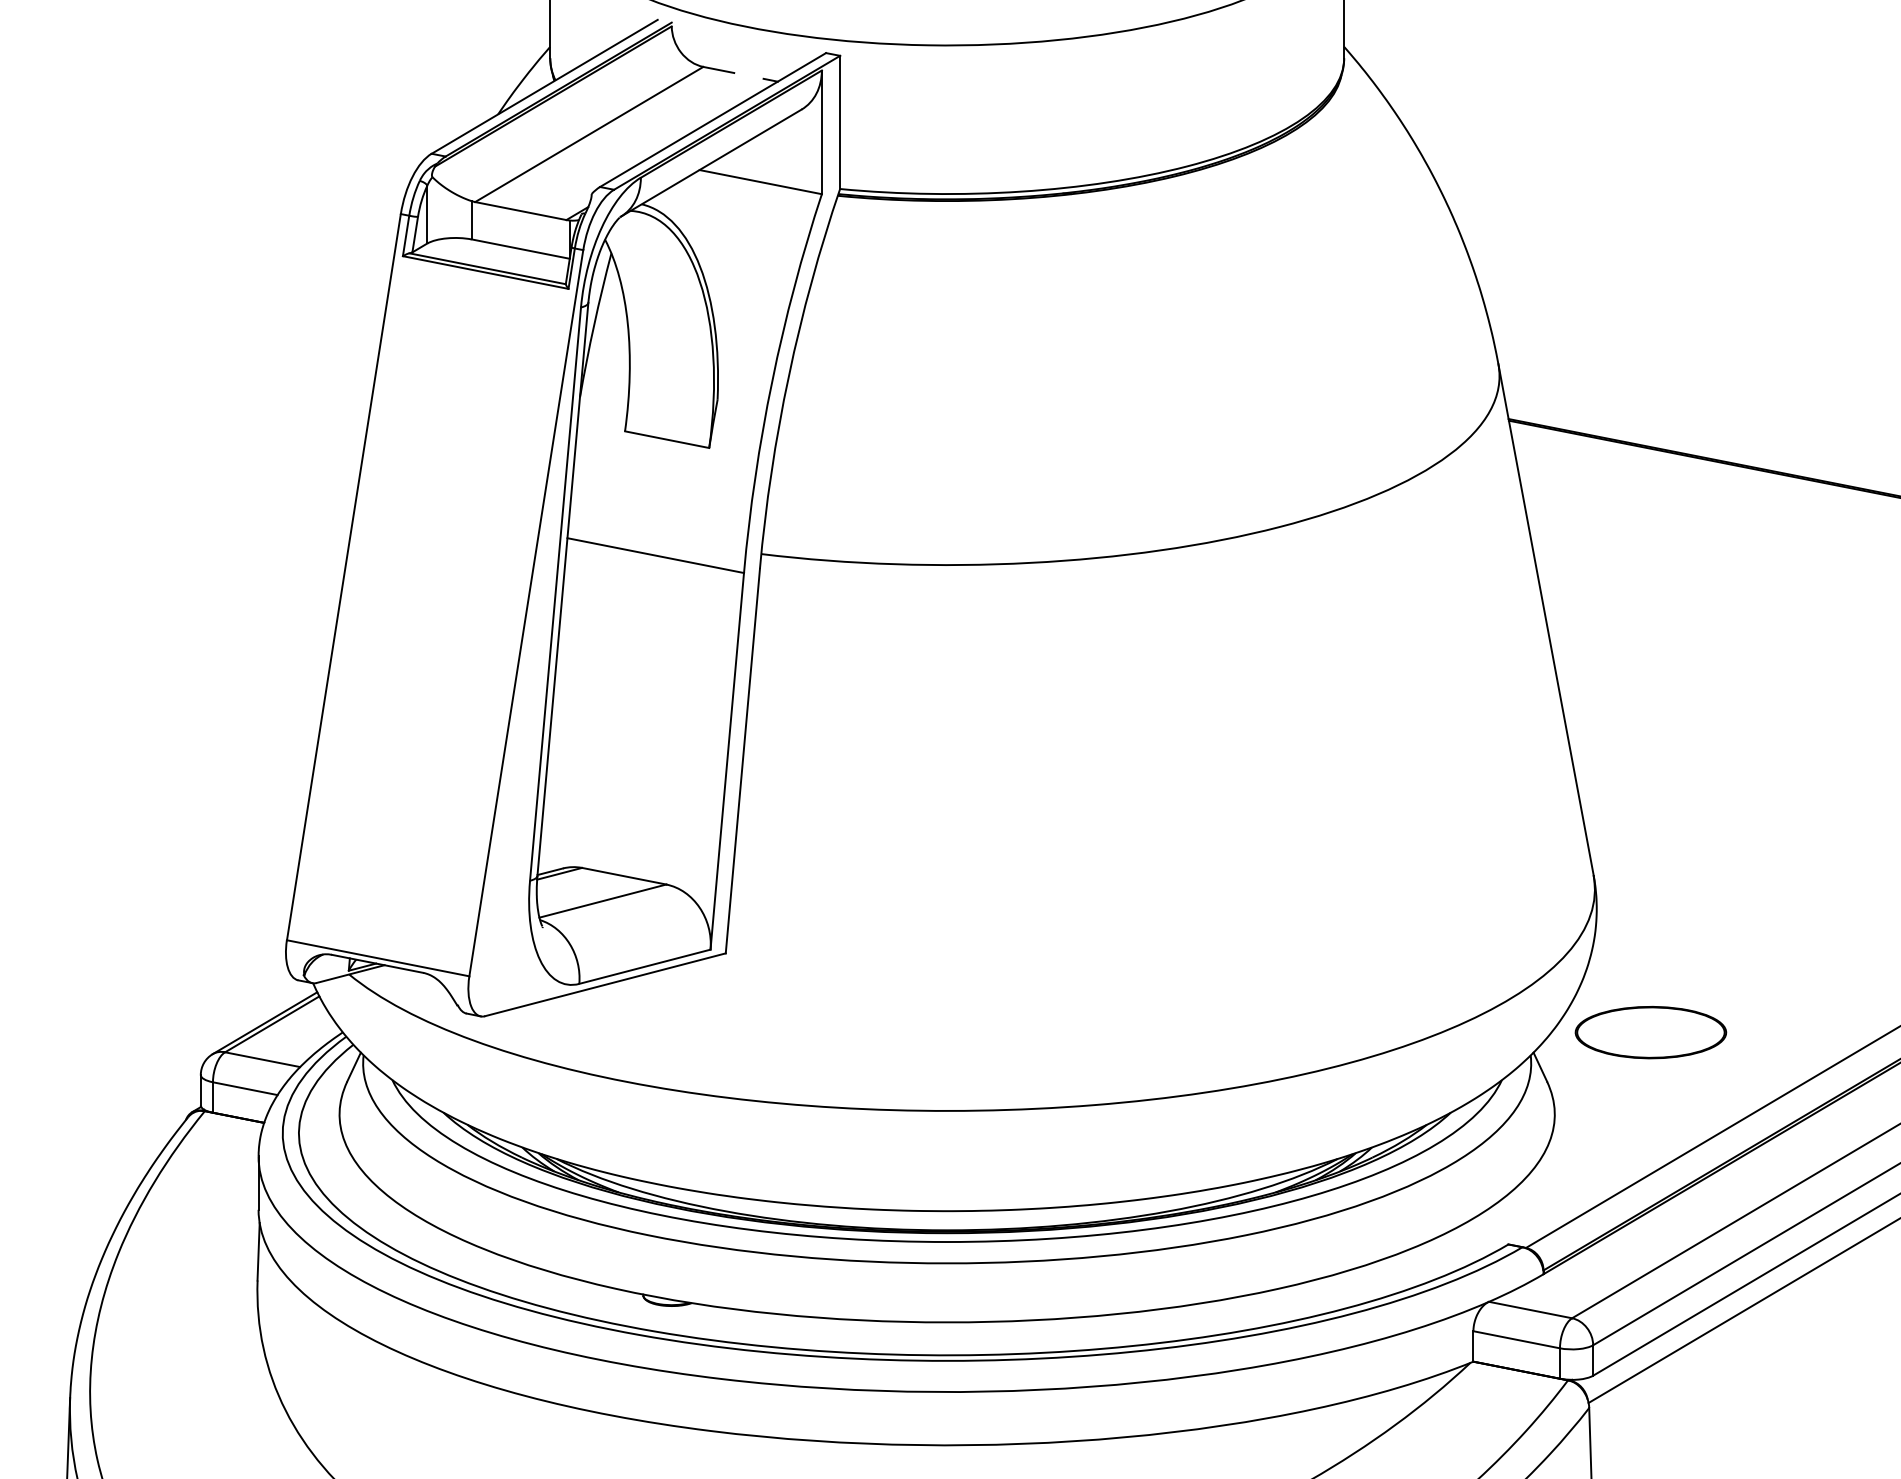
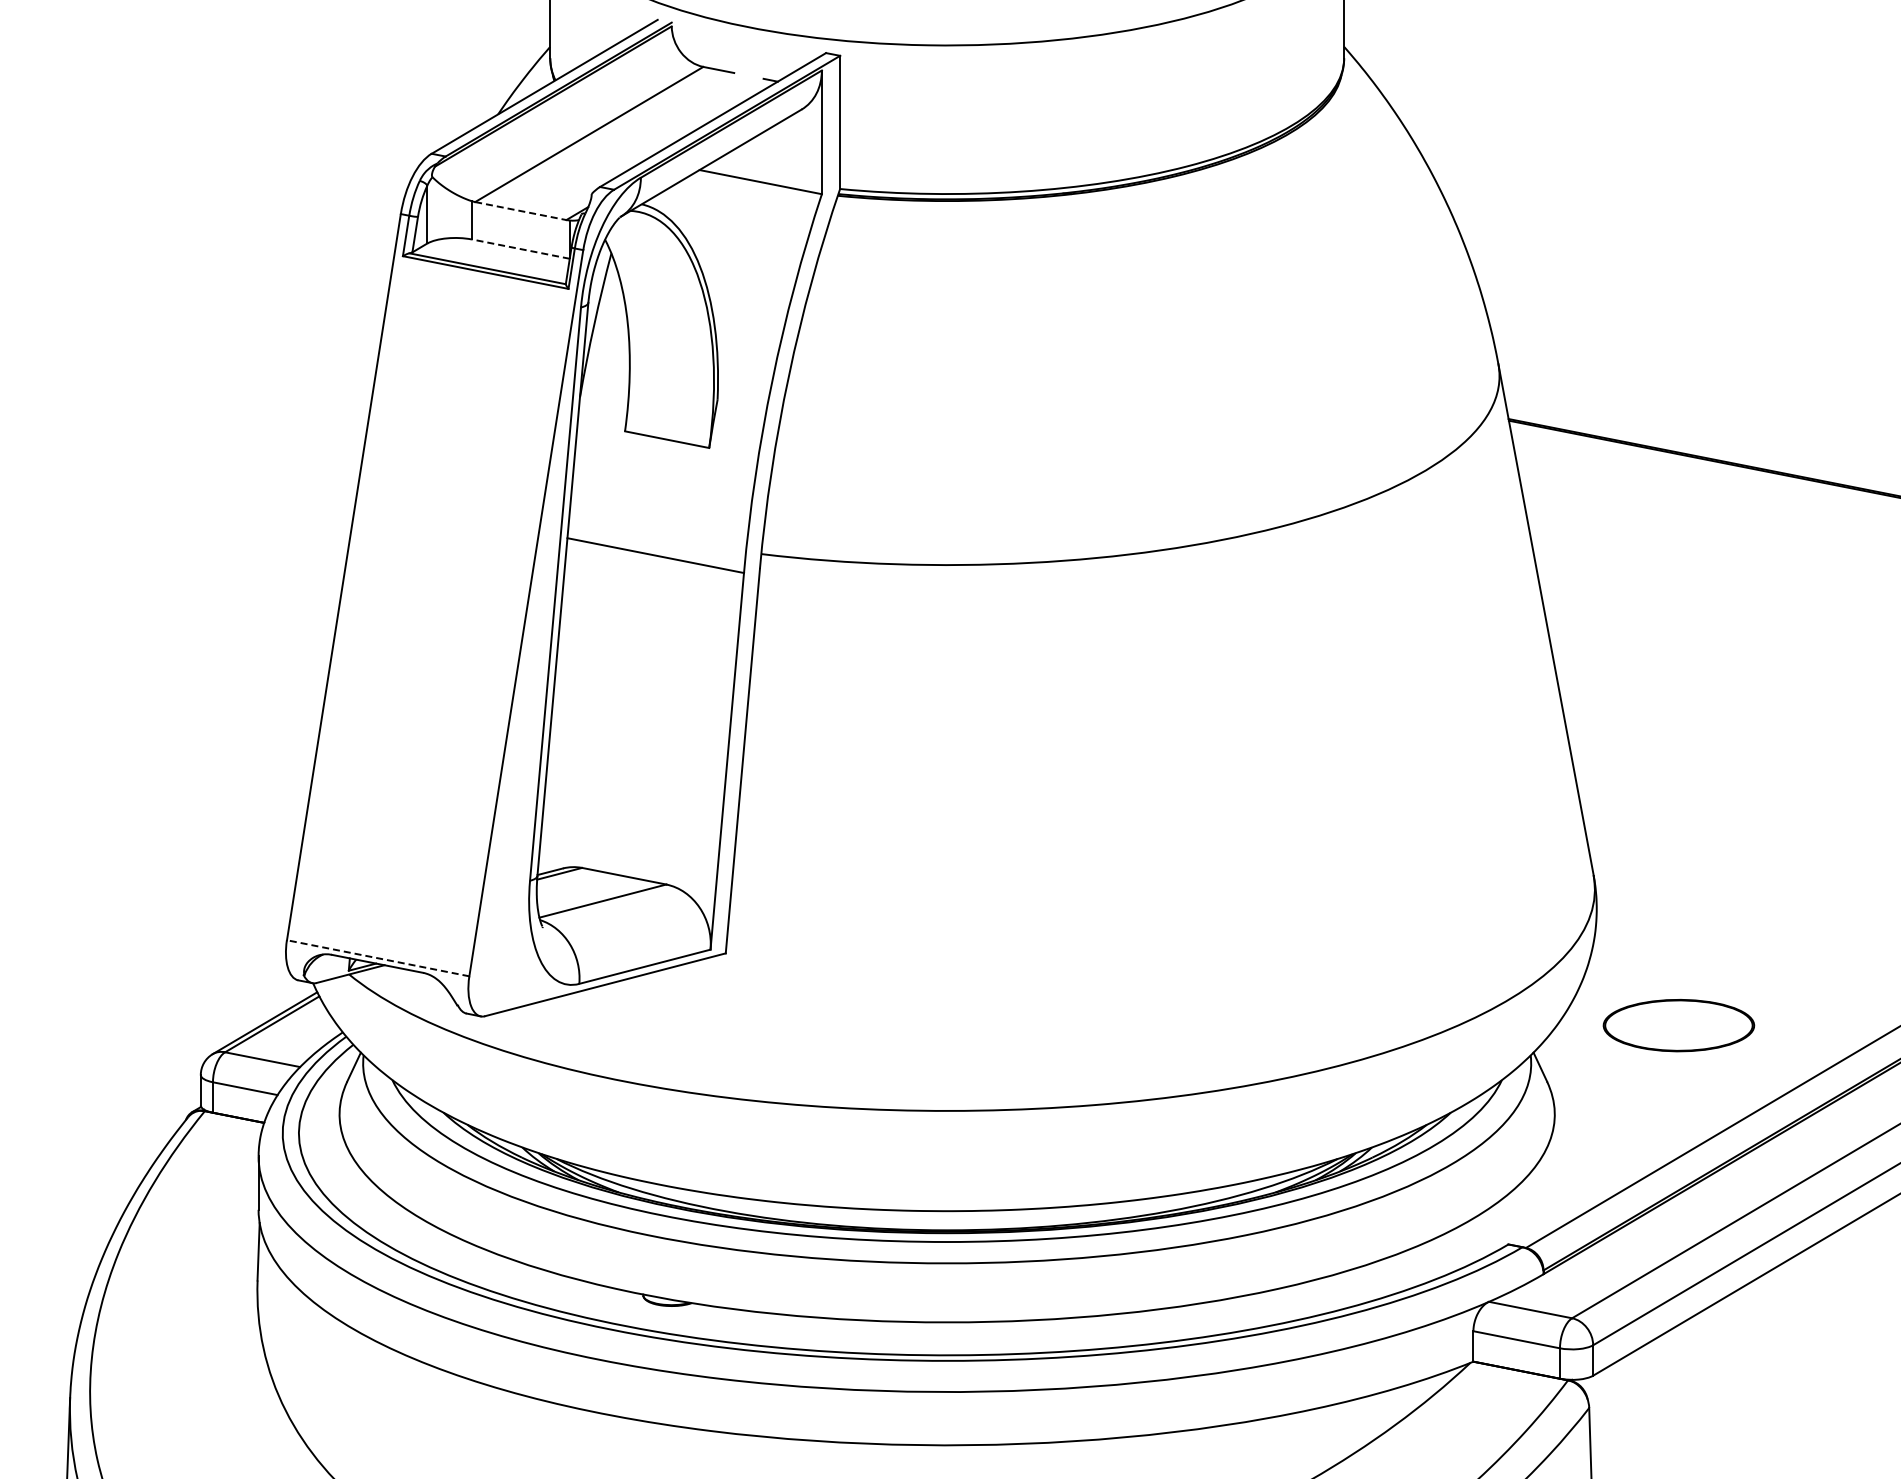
line: solid -> dashed (521, 211)
line: solid -> dashed (520, 249)
line: solid -> dashed (378, 958)
part position: (1650, 1032) -> (1678, 1025) (1678, 1025)
line: present -> none (1742, 1311)
